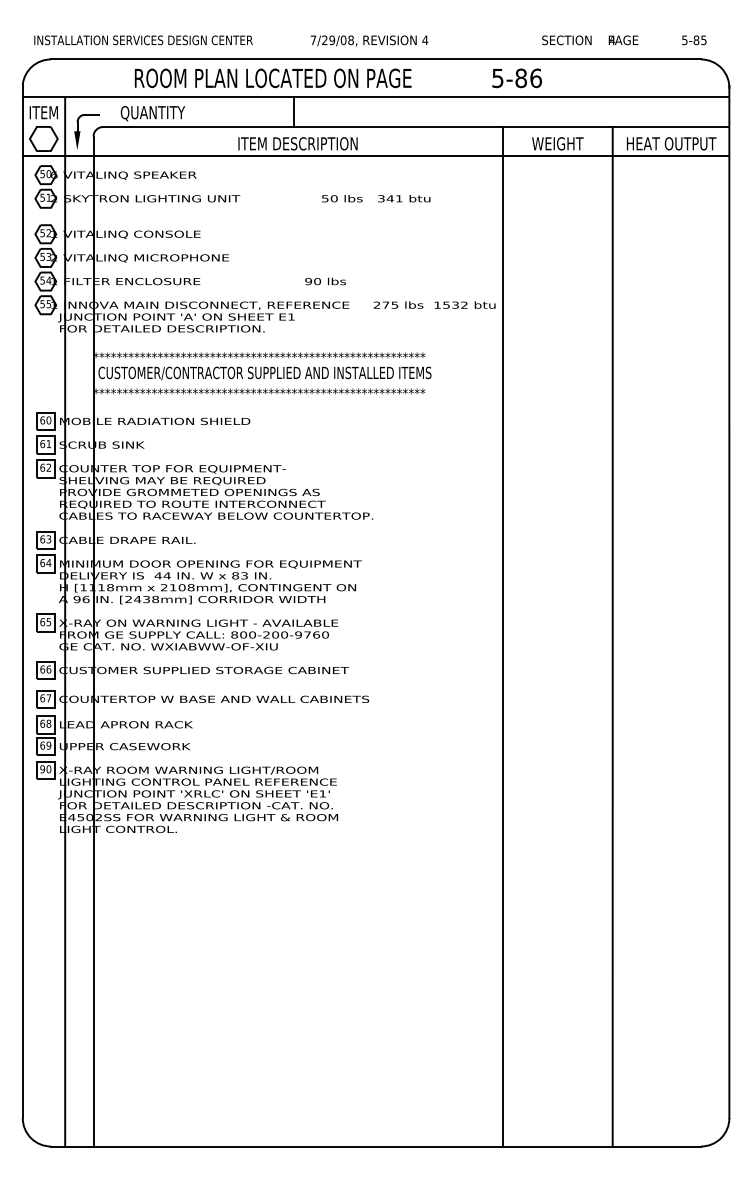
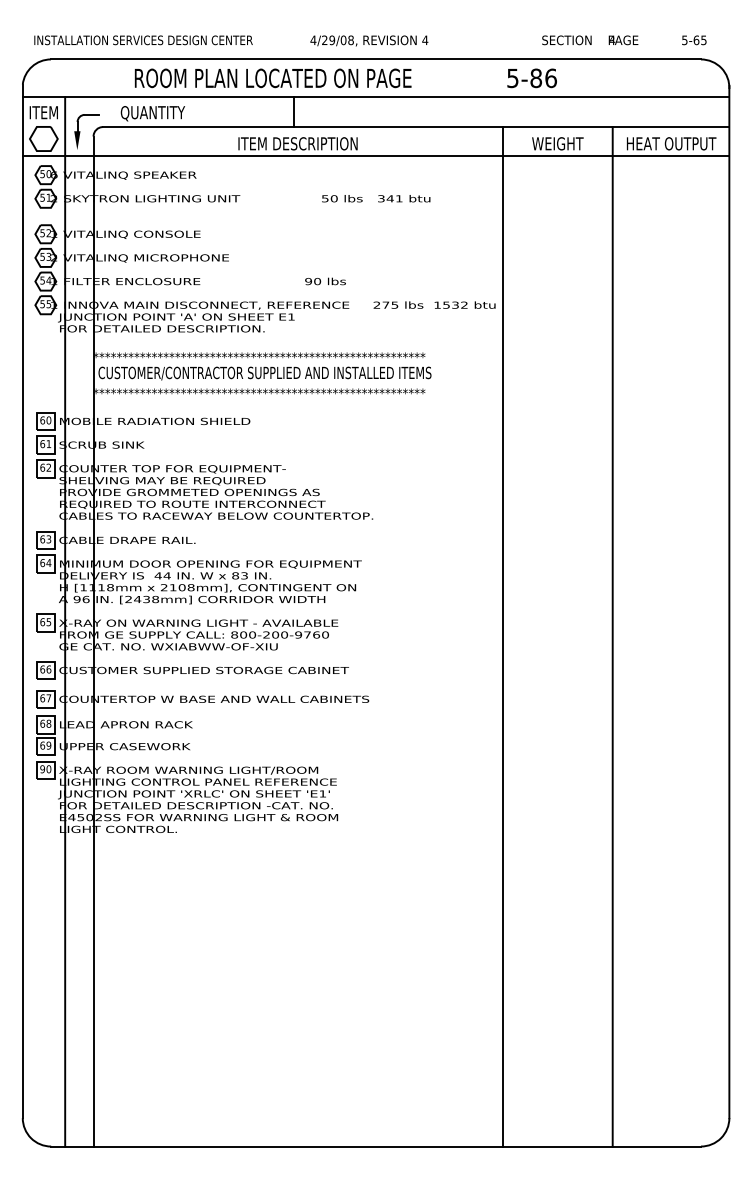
text: 7/29/08, -> 4/29/08, (313, 39)
text: 5-85 -> 5-65 (696, 39)
text position: (516, 78) -> (531, 78) (531, 78)
